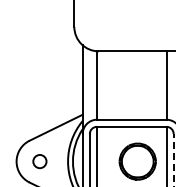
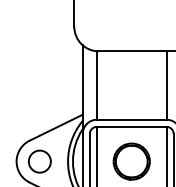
line: dashed -> solid (173, 159)
circle size: 16x16 px -> 24x25 px (39, 161)
part position: (137, 161) -> (131, 161) (131, 161)
